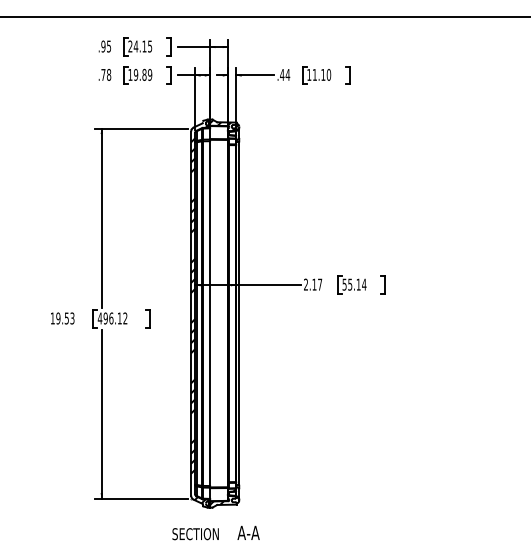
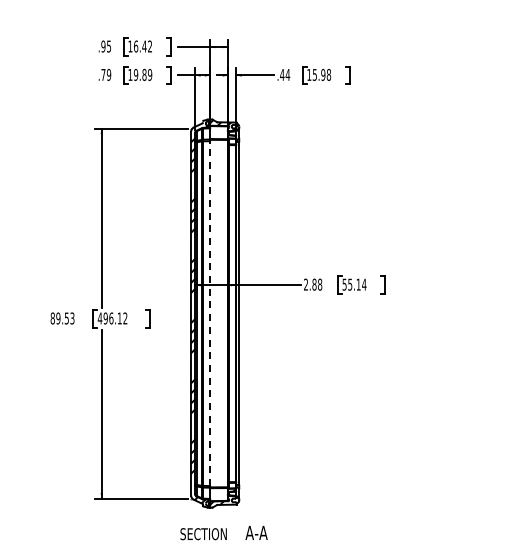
line: present -> none (264, 16)
text: 24.15 -> 16.42 (140, 46)
text: .78 -> .79 (108, 74)
text: 11.10 -> 15.98 (321, 74)
text: 2.17 -> 2.88 (317, 284)
line: solid -> dashed (210, 313)
text: 19.53 -> 89.53 (52, 318)
text position: (215, 532) -> (223, 532) (223, 532)
